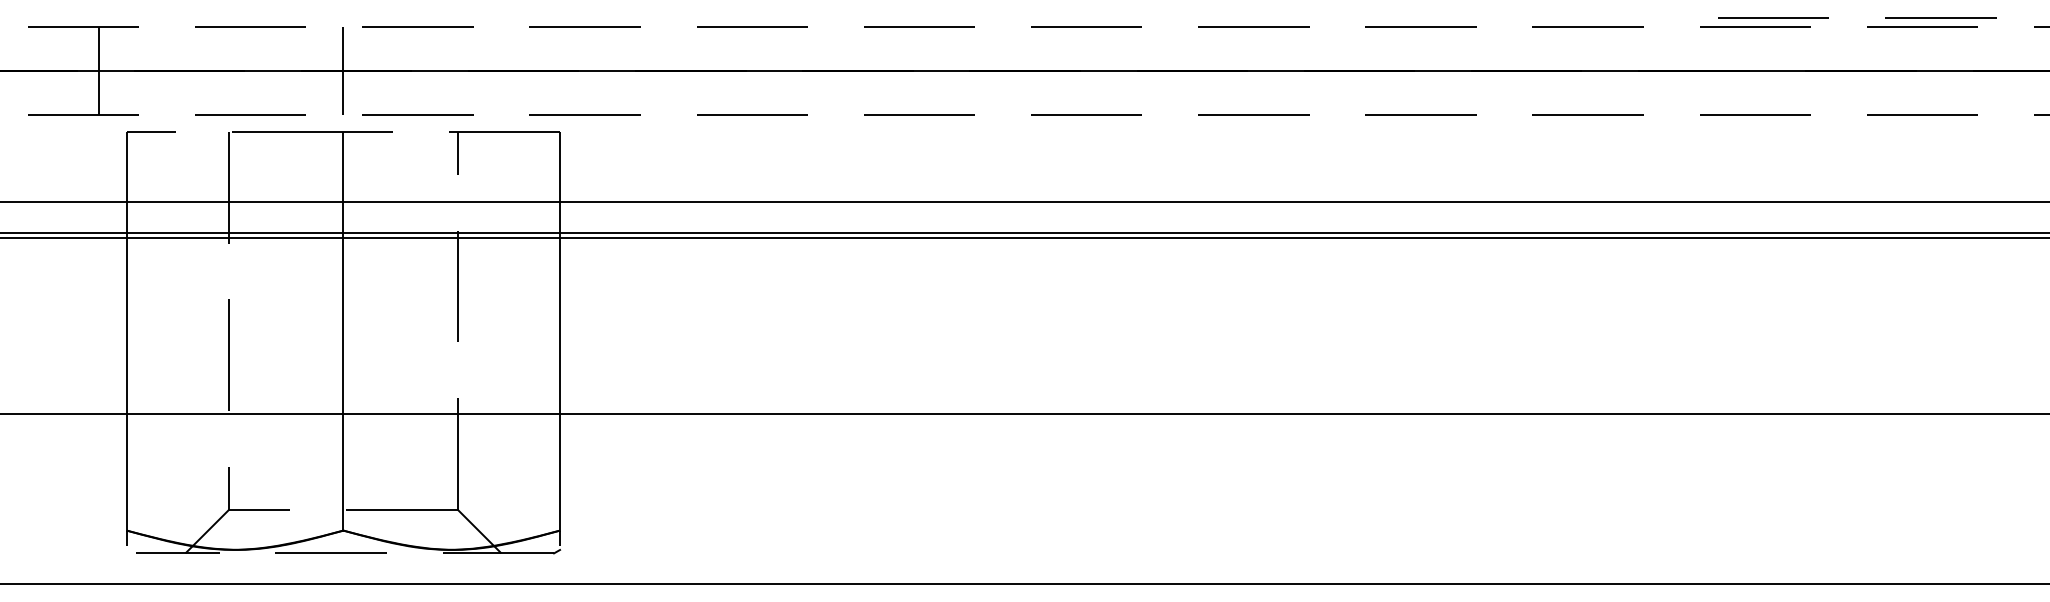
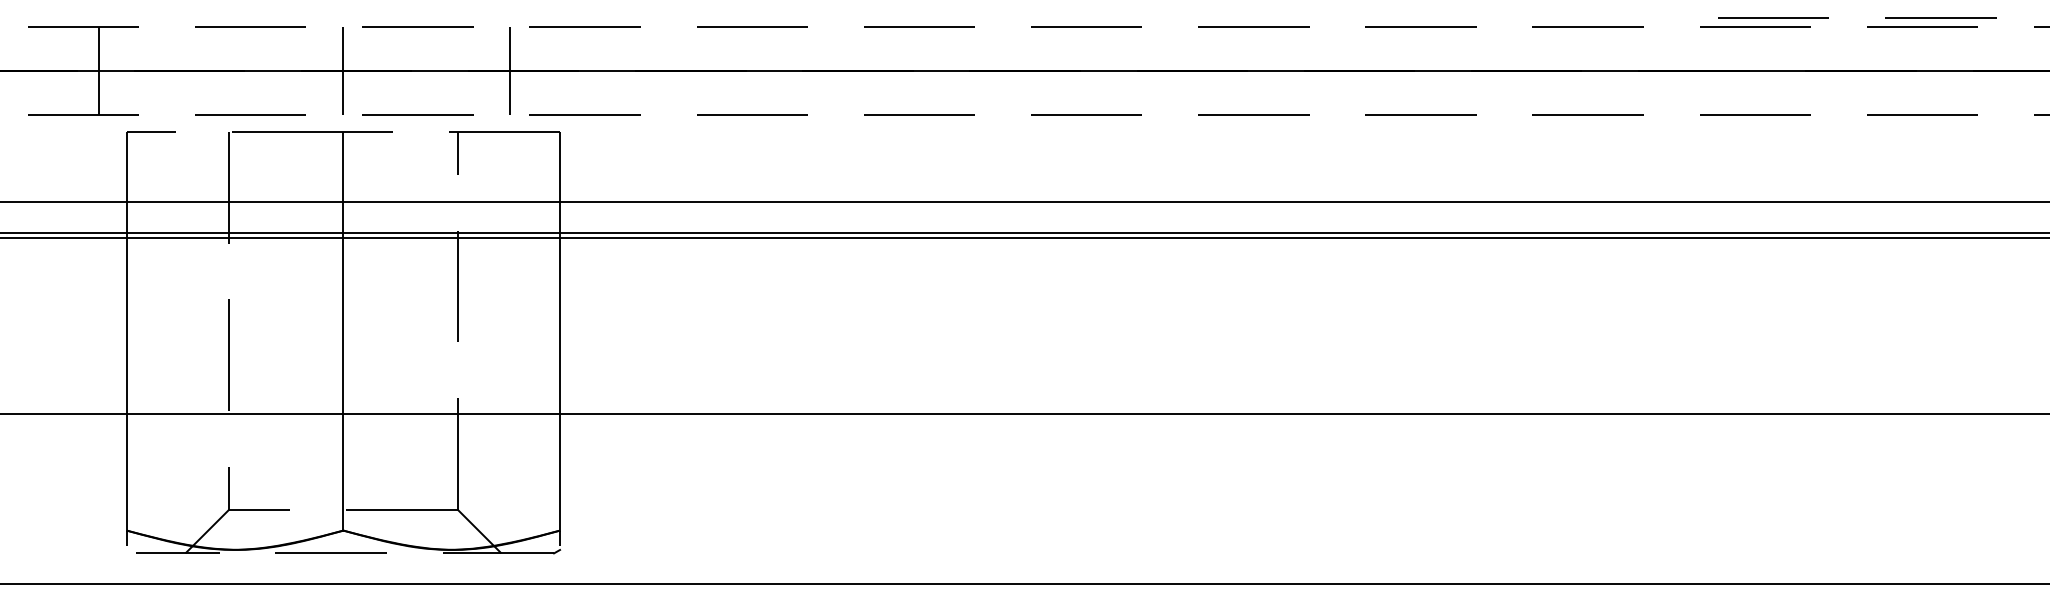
line: none -> present (510, 70)
